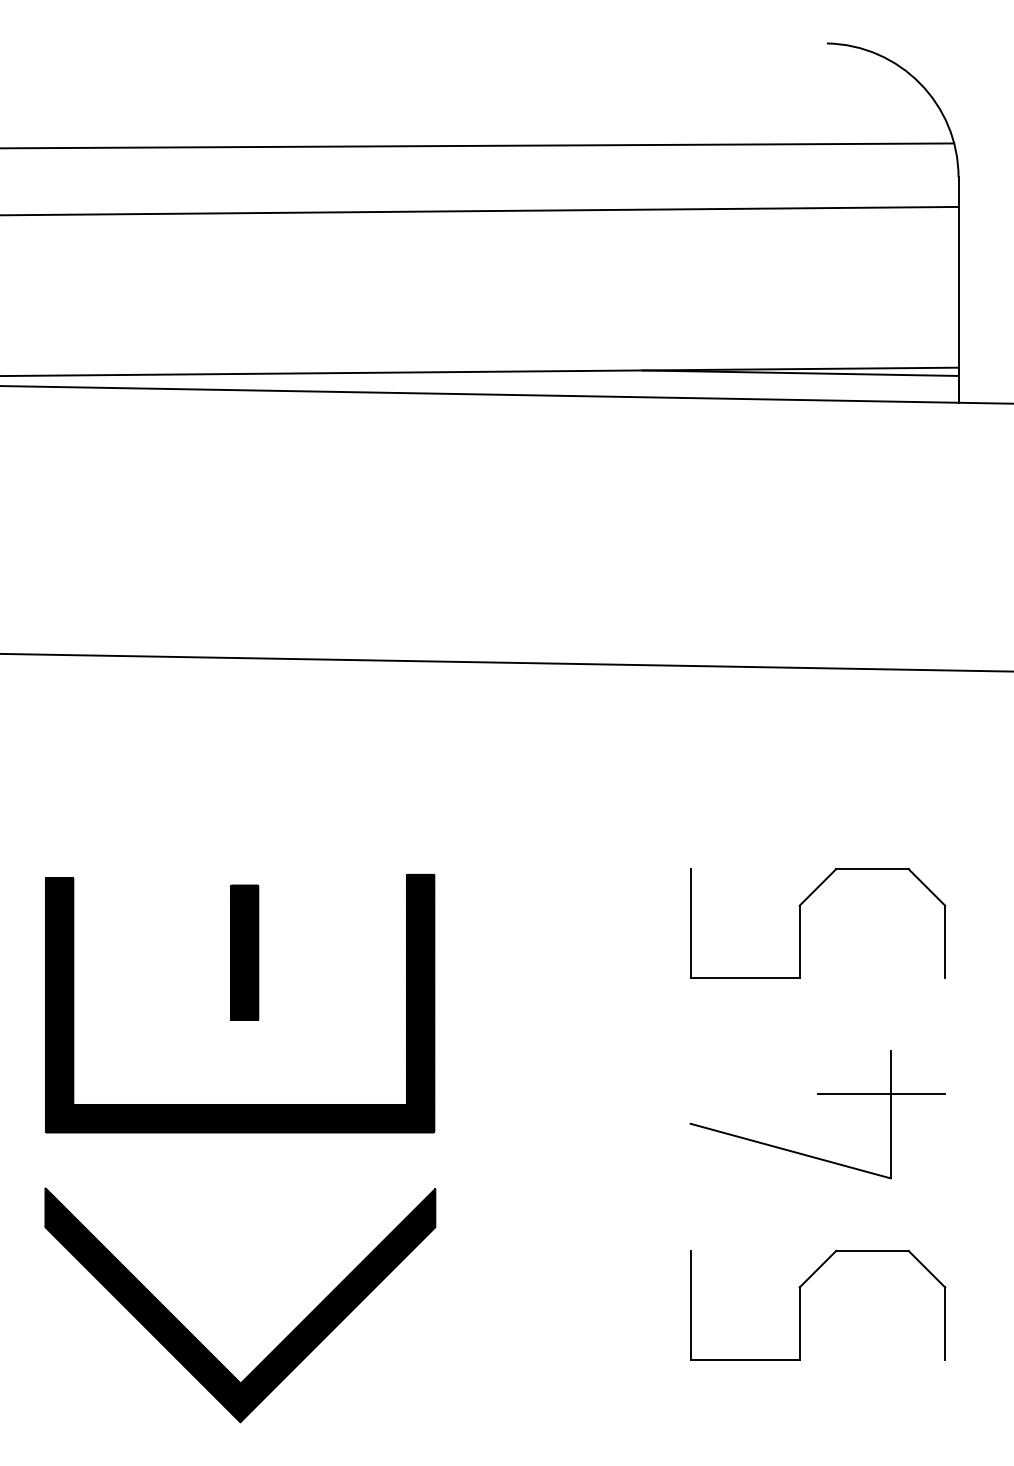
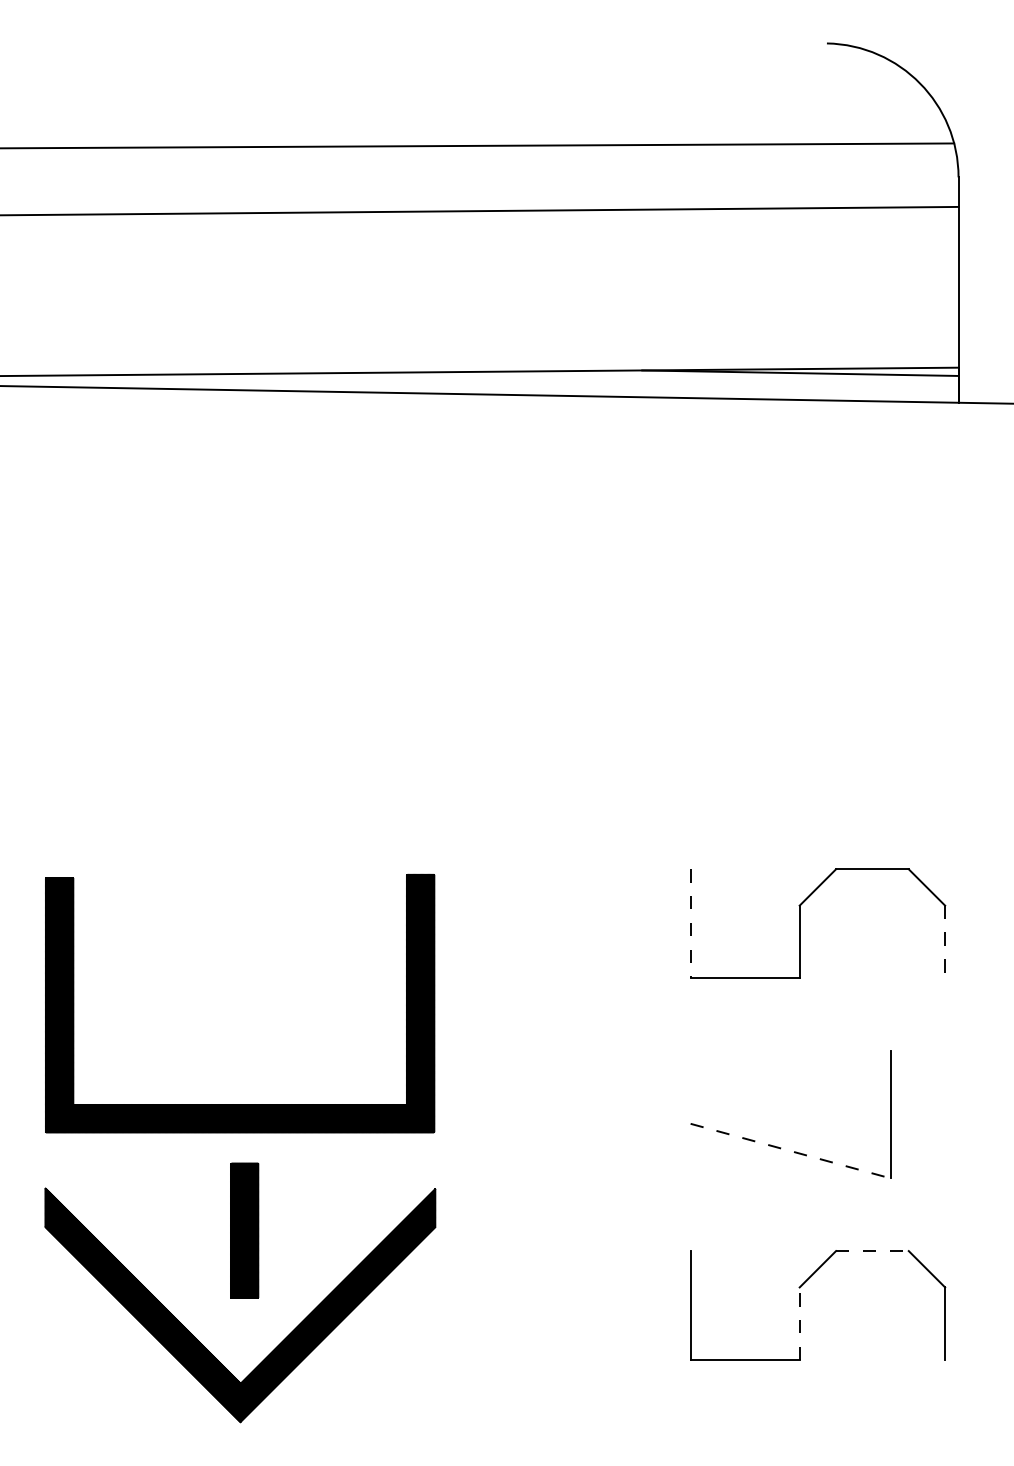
line: present -> none (506, 662)
line: solid -> dashed (690, 923)
line: solid -> dashed (945, 942)
part position: (244, 952) -> (244, 1230) (244, 1230)
line: present -> none (881, 1093)
line: solid -> dashed (790, 1151)
line: solid -> dashed (872, 1251)
line: solid -> dashed (799, 1323)
